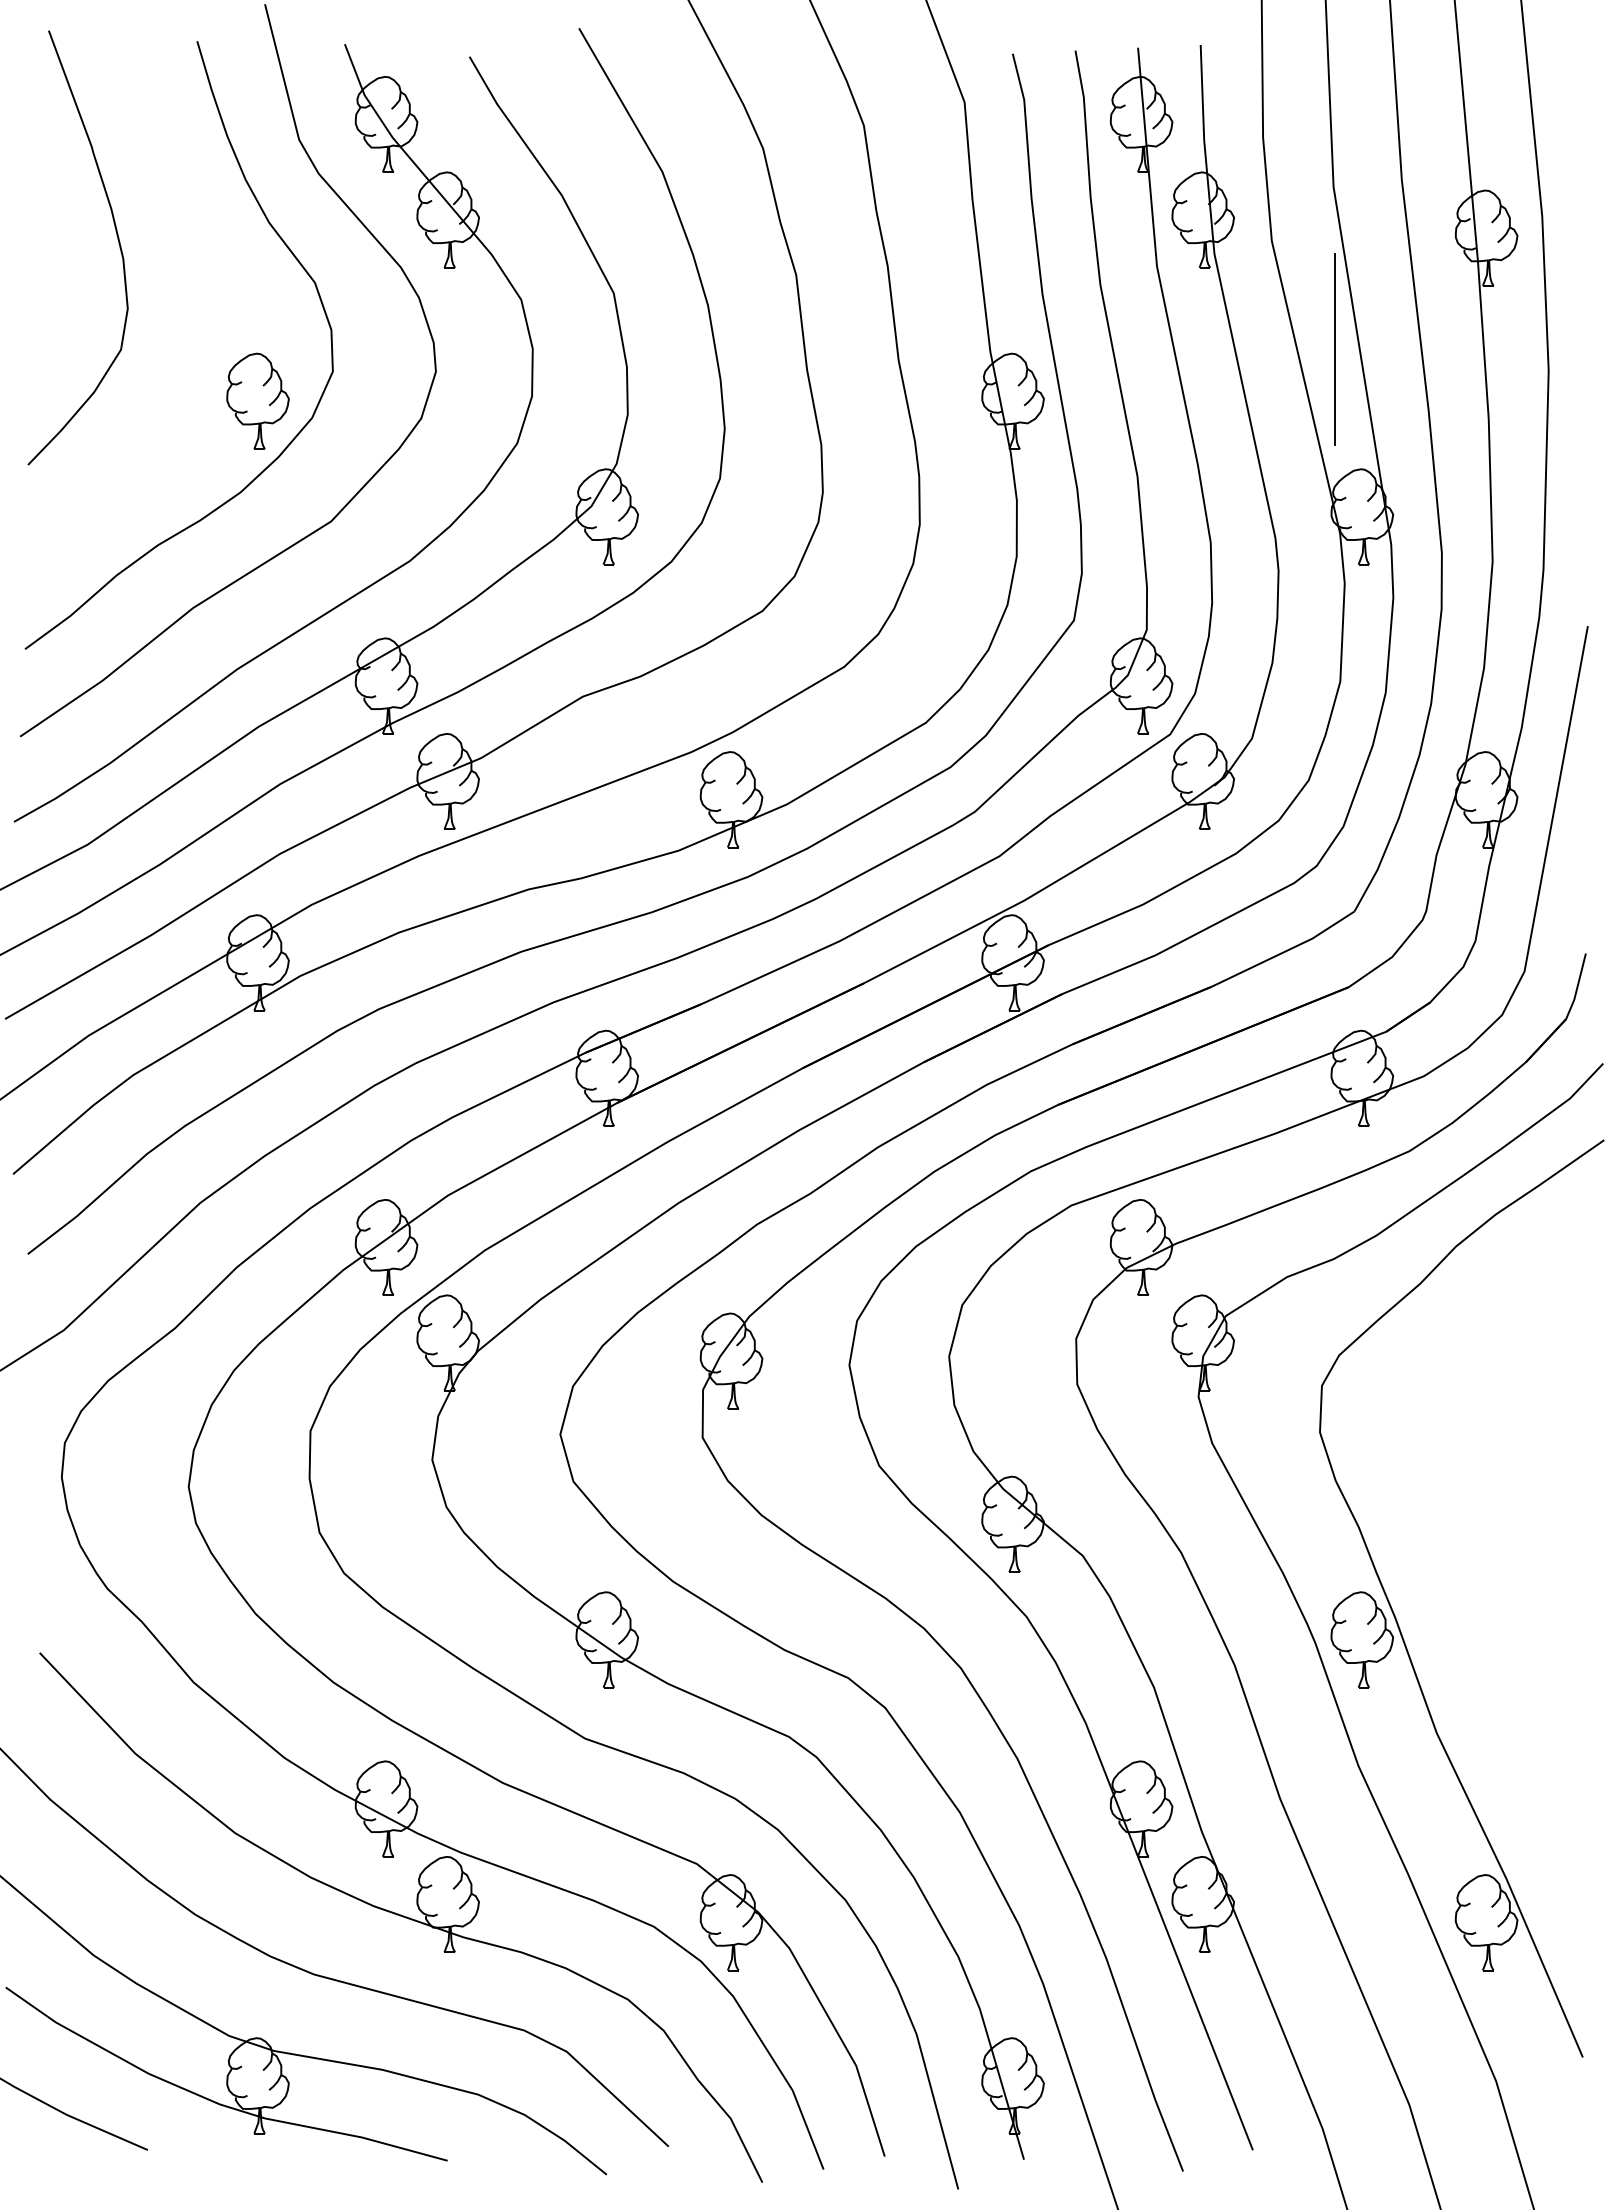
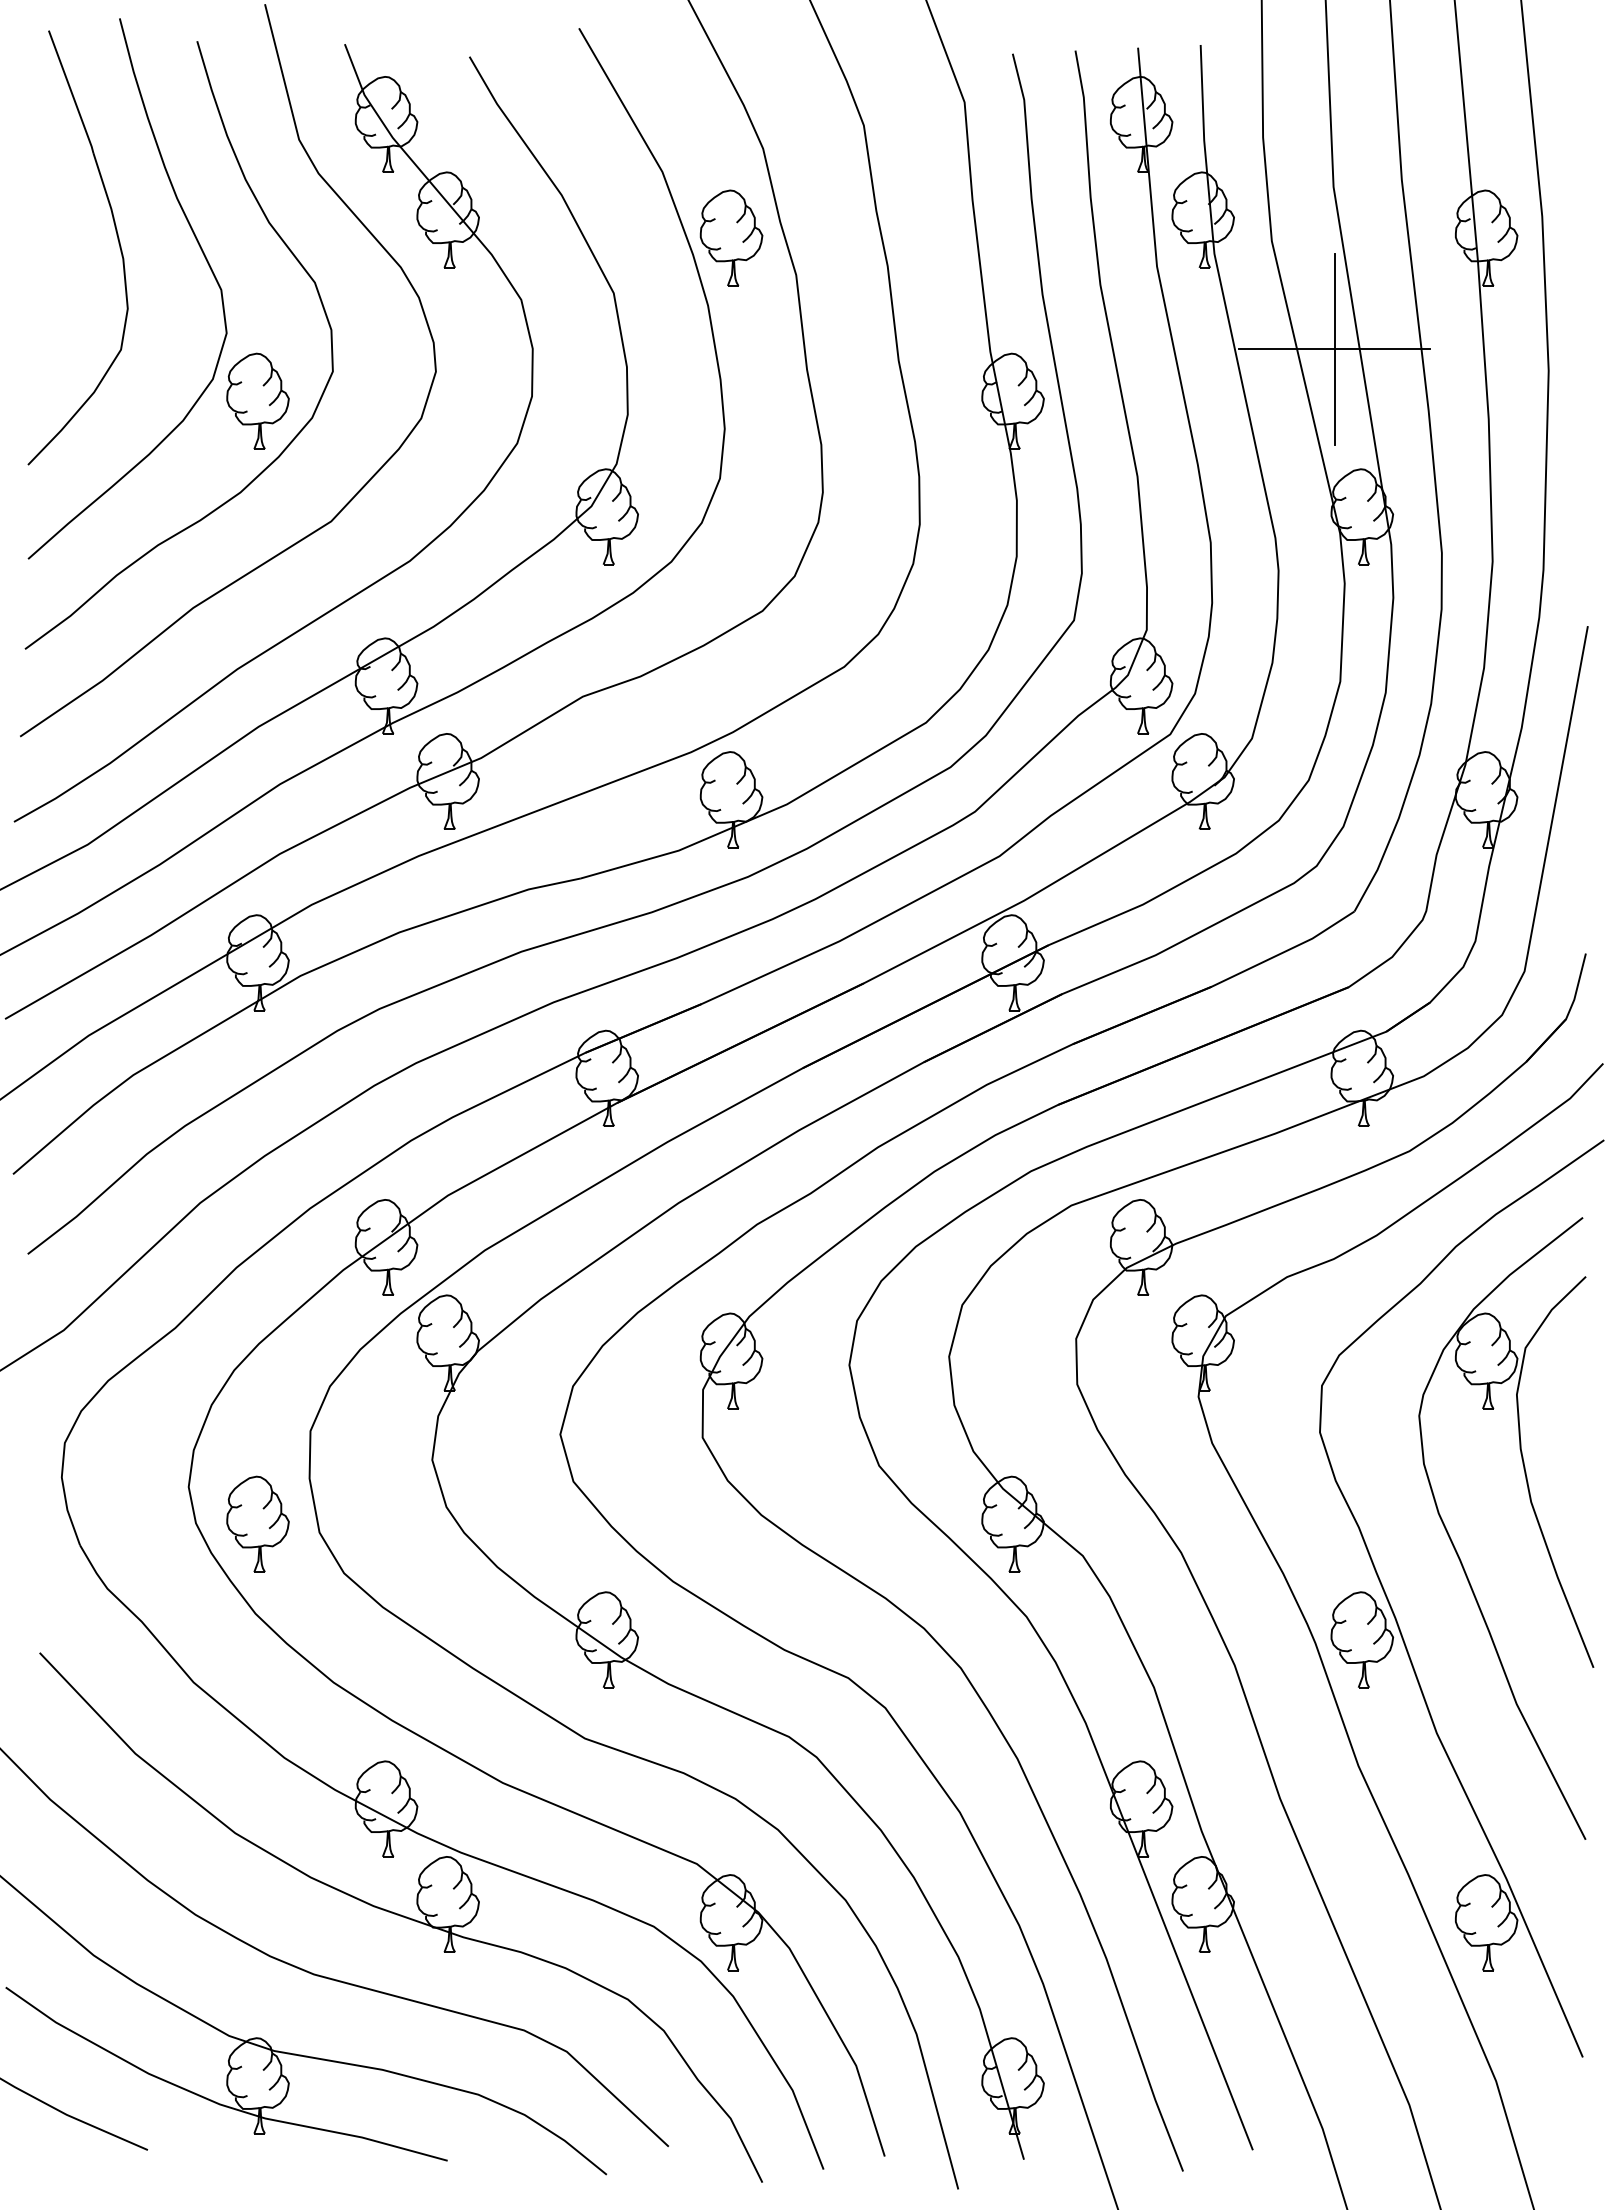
part: none -> present (731, 237)
curve: none -> present (201, 251)
line: none -> present (1334, 349)
part: none -> present (1535, 1517)
part: none -> present (257, 1523)
